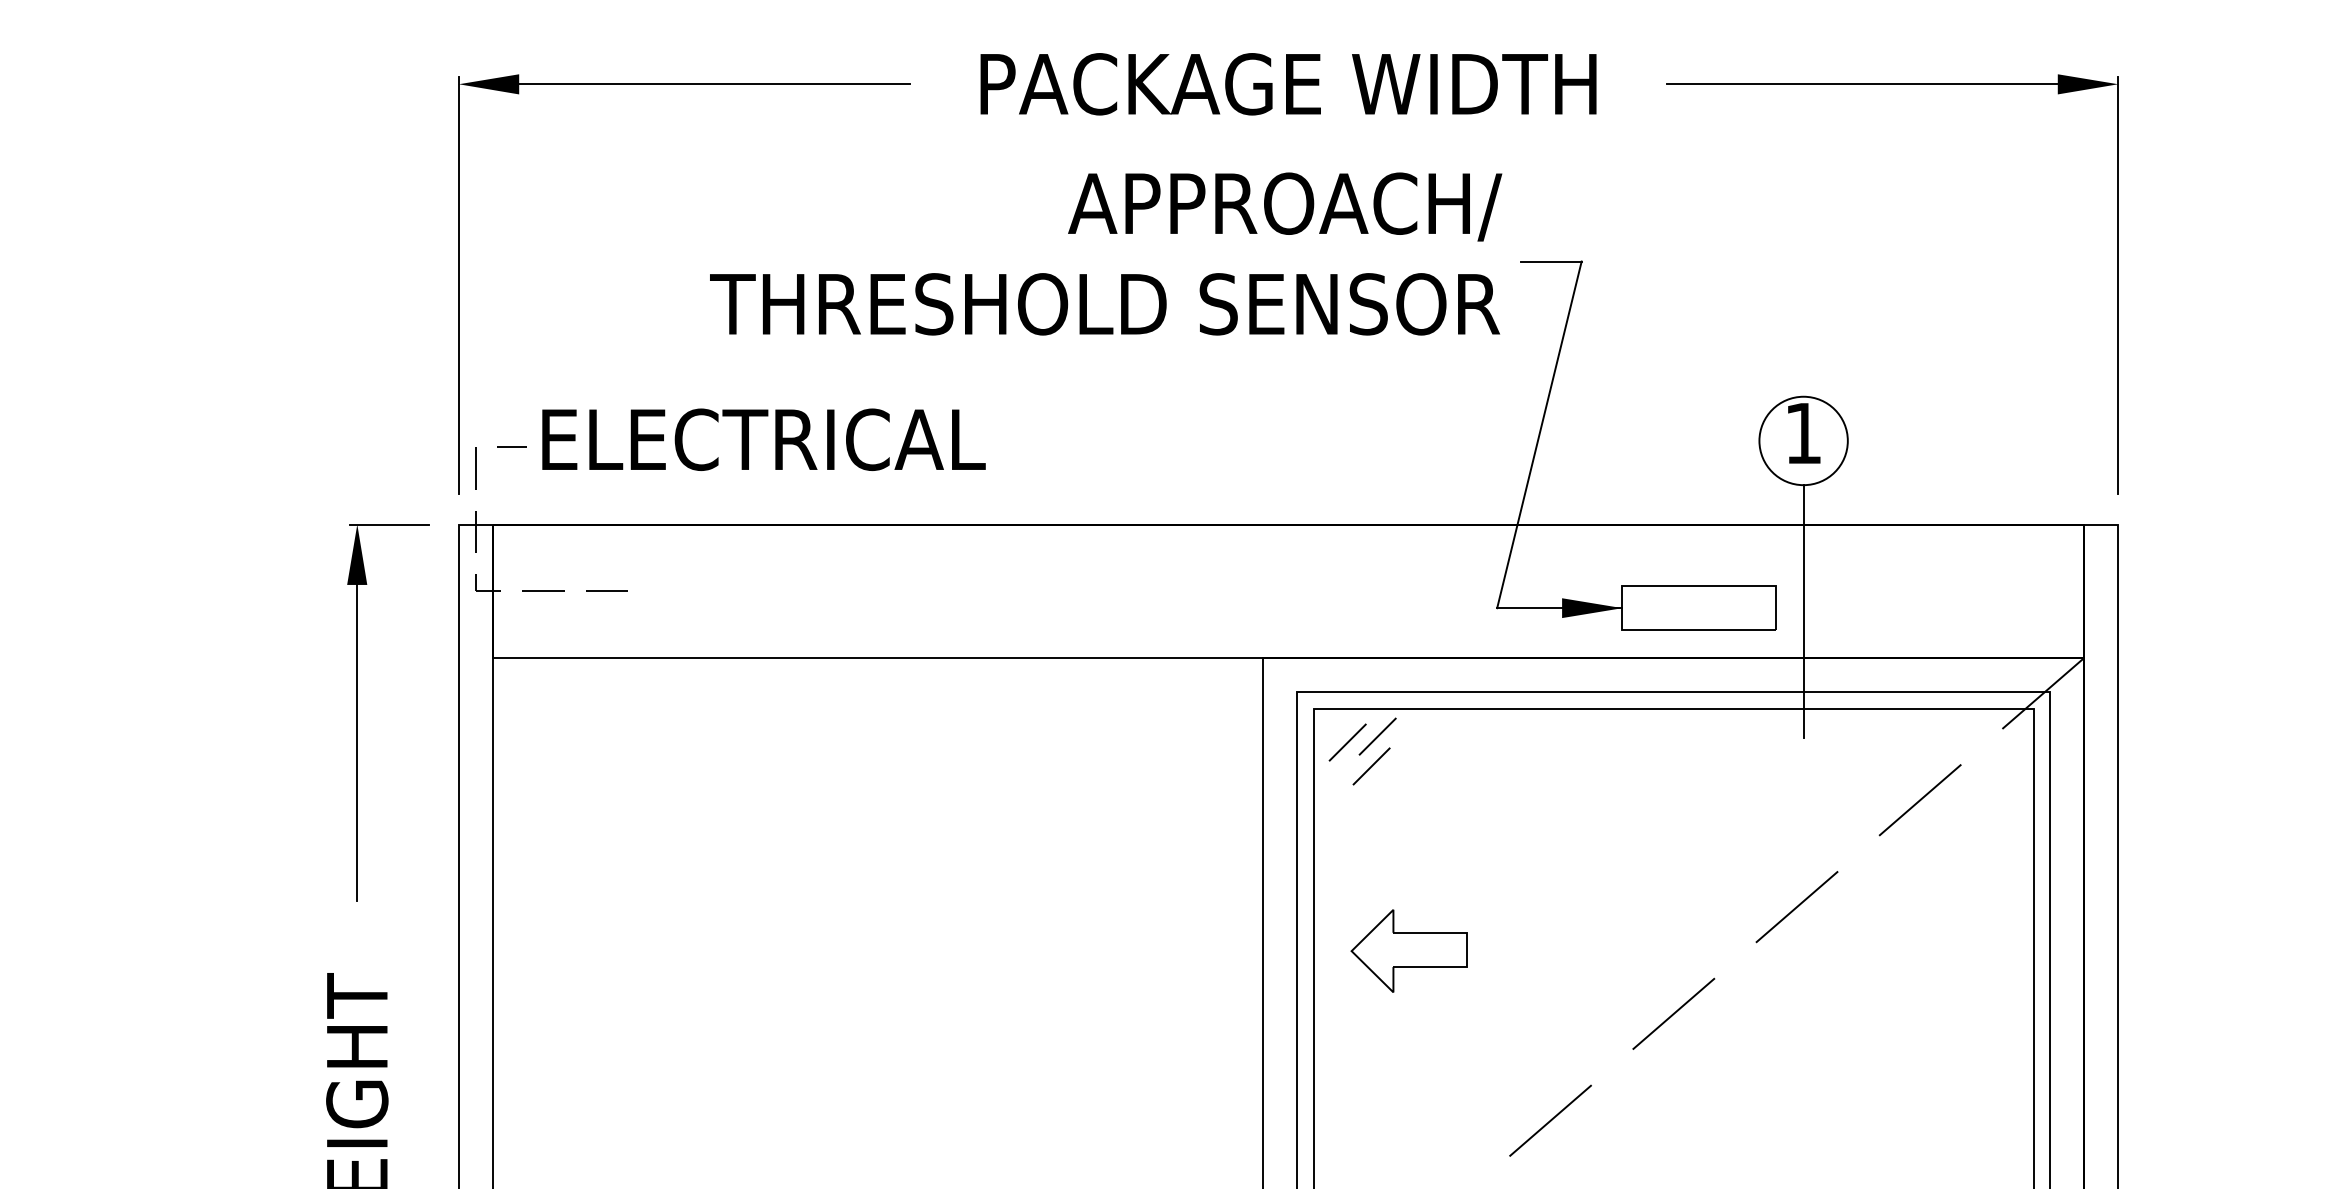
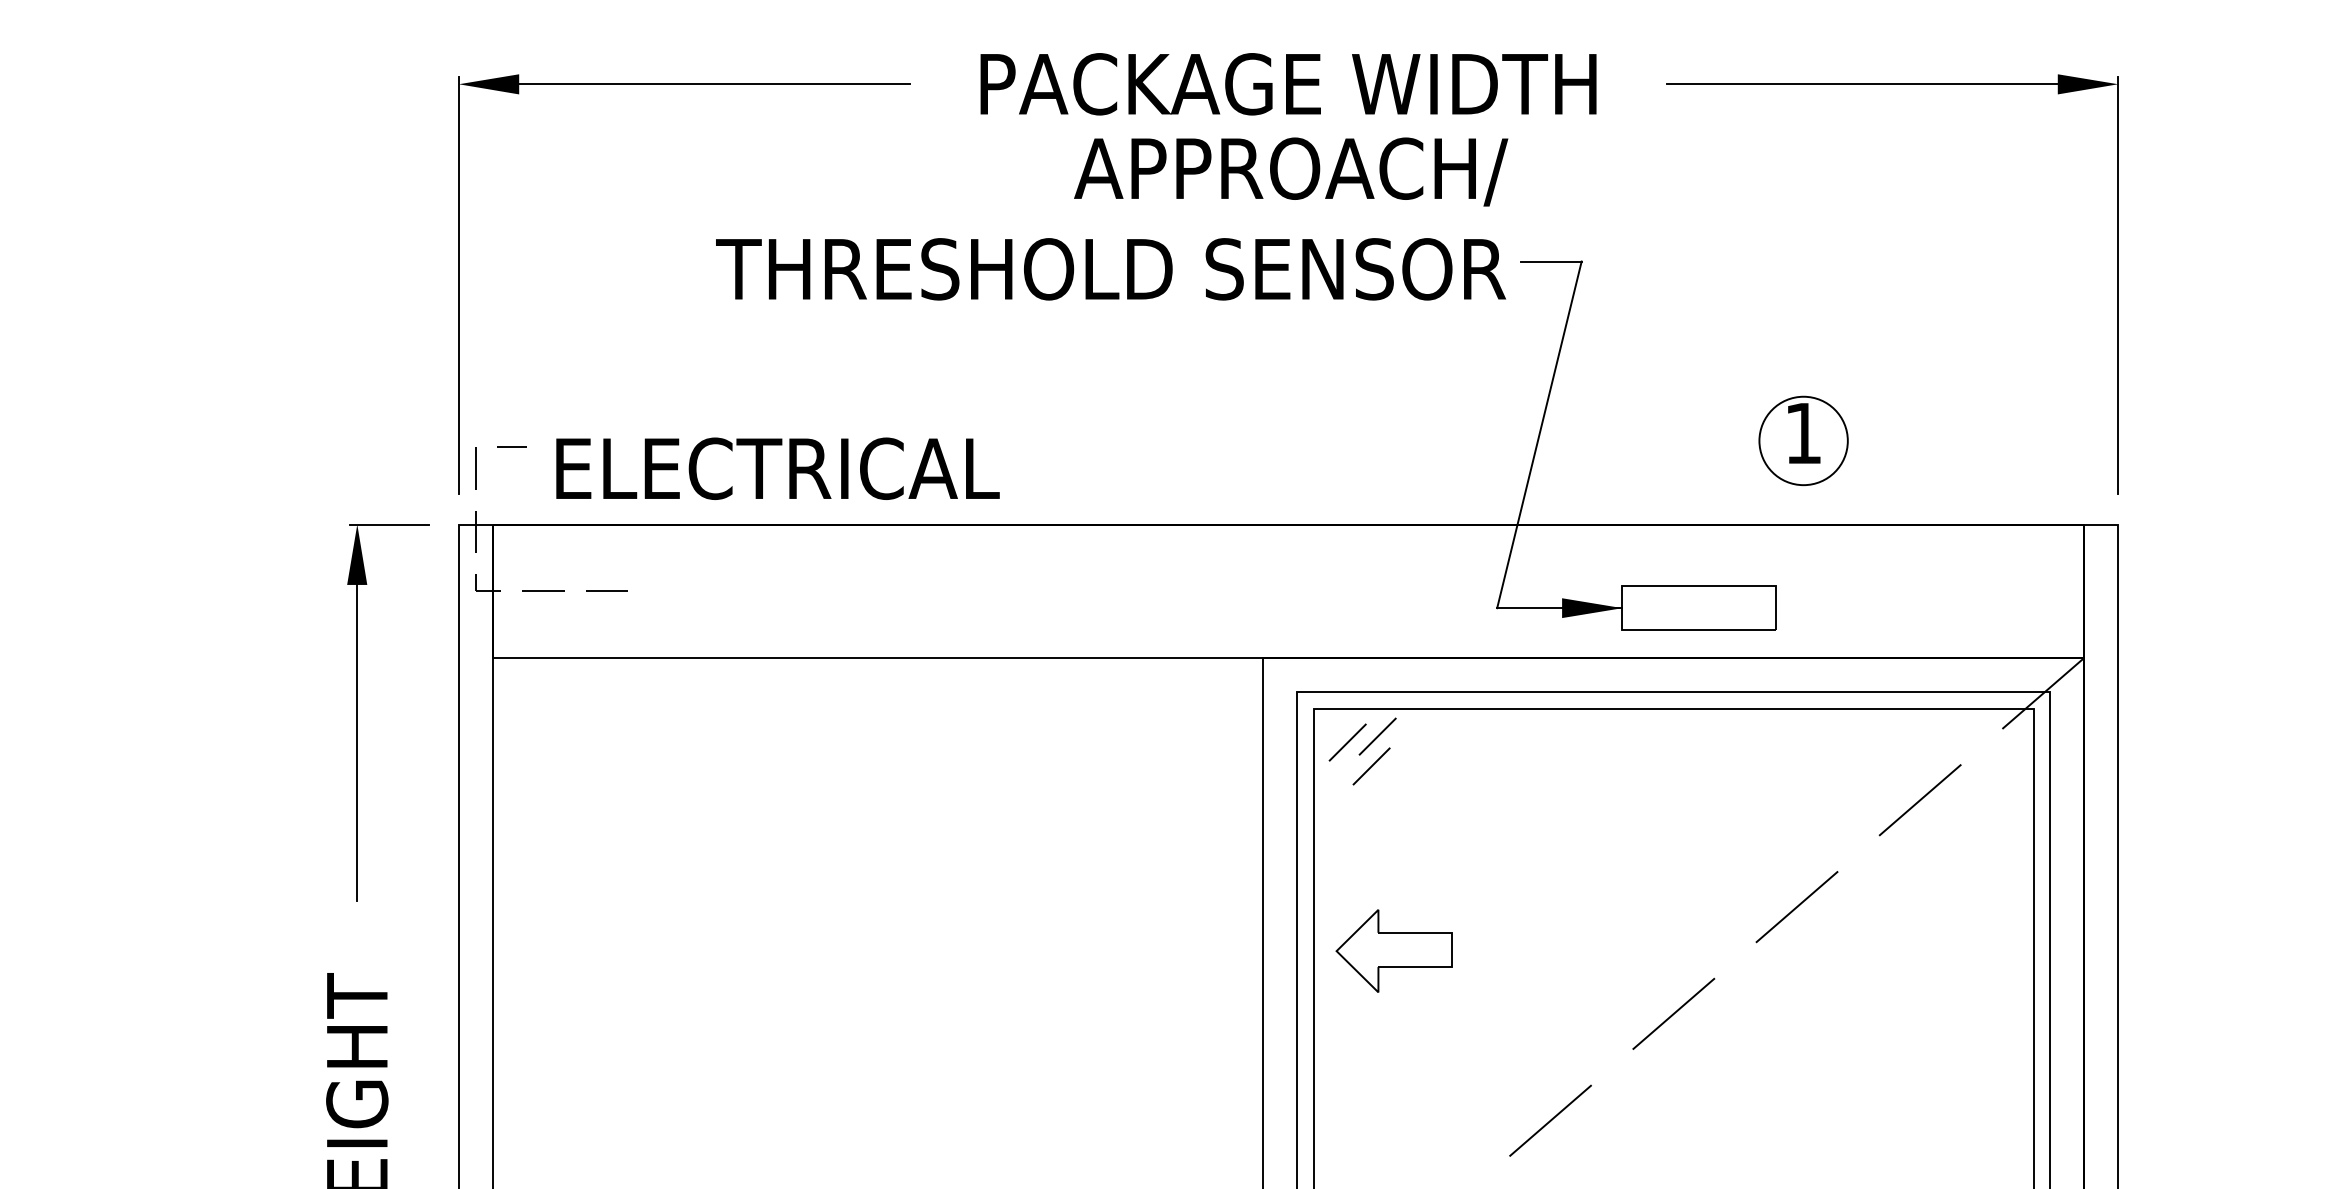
text position: (1106, 253) -> (1112, 218) (1112, 218)
text position: (763, 439) -> (777, 468) (777, 468)
line: present -> none (1803, 611)
part position: (1408, 950) -> (1393, 950) (1393, 950)
